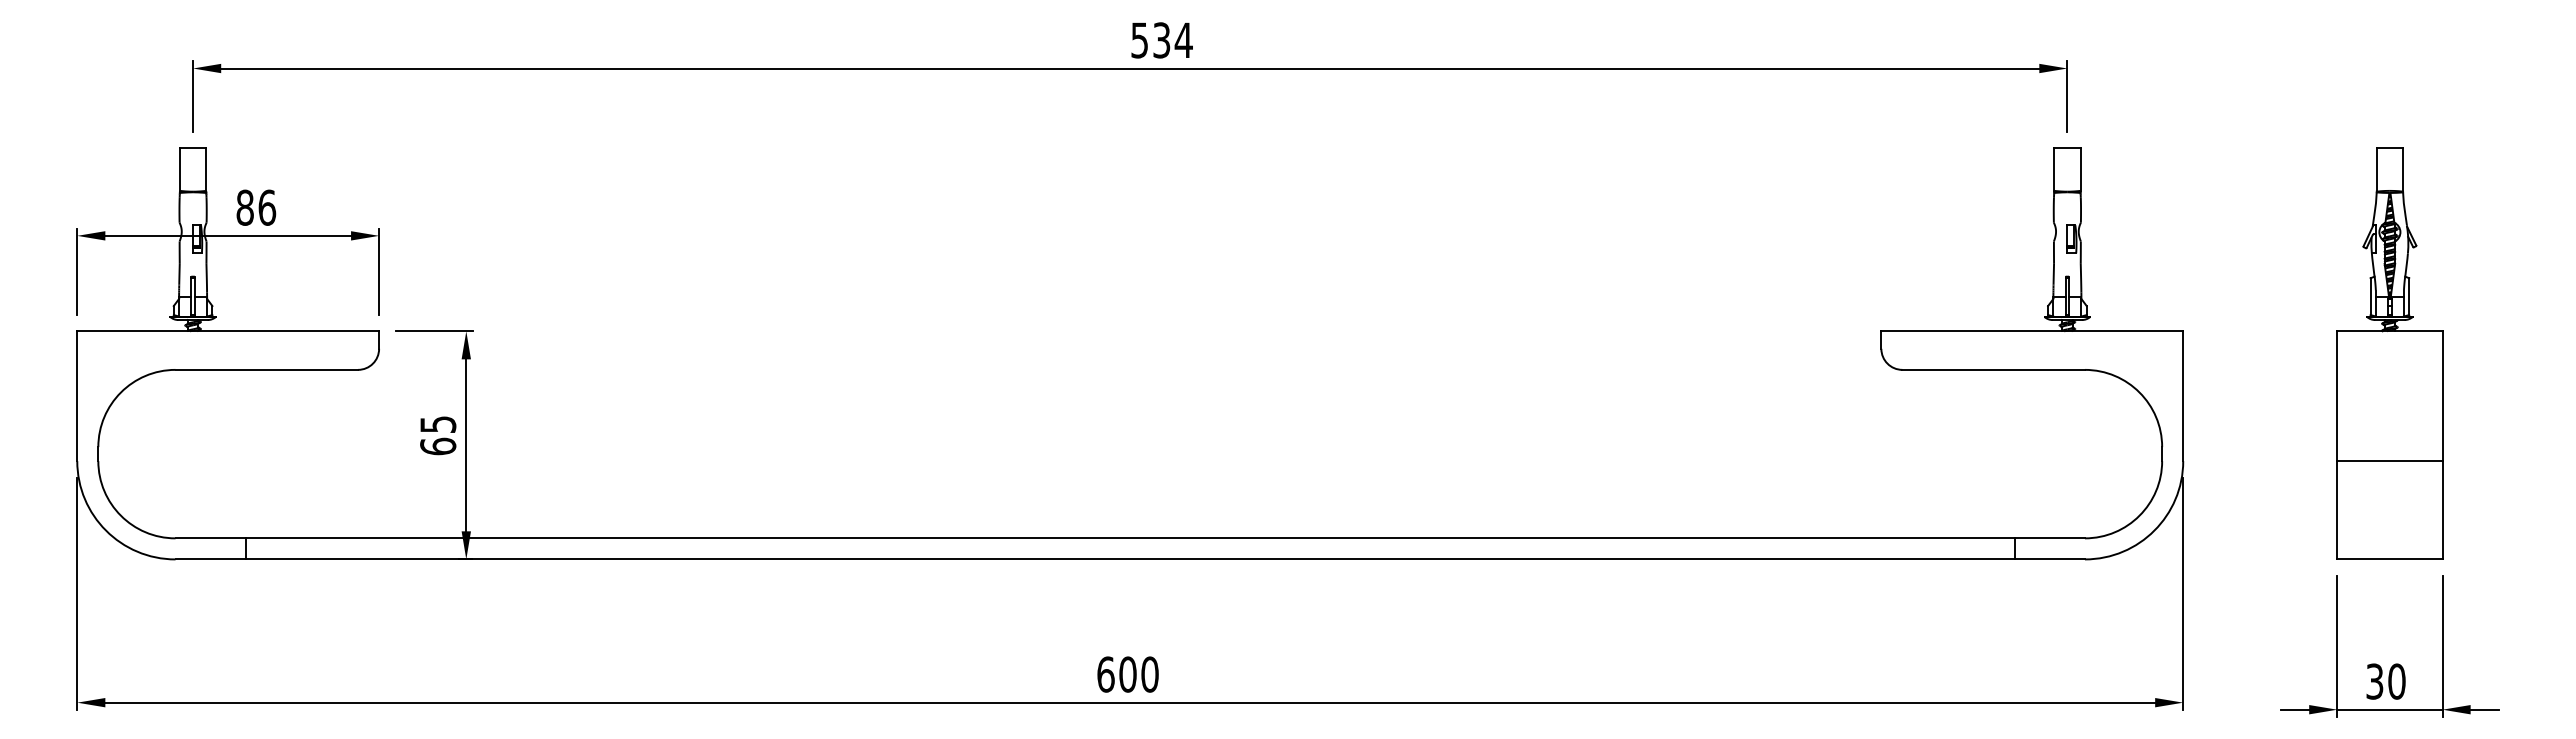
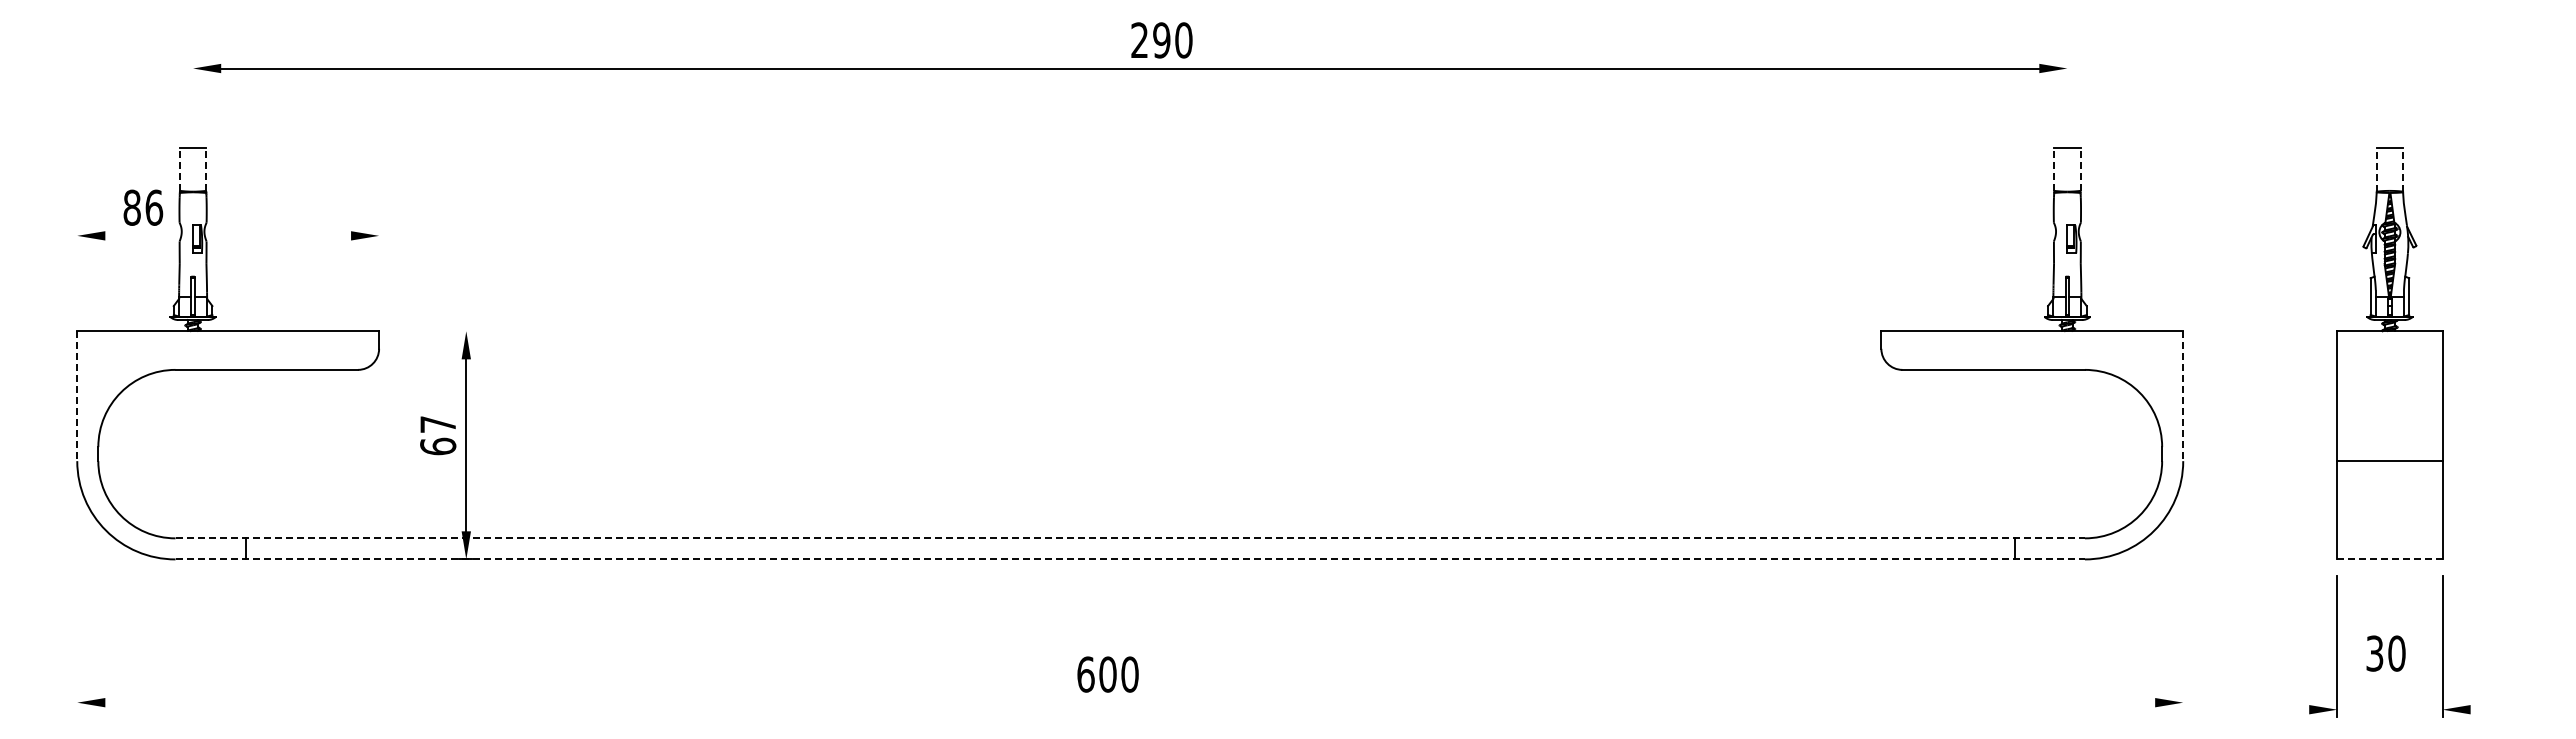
text: 534 -> 290 (1161, 40)
line: present -> none (193, 96)
line: present -> none (2067, 96)
line: solid -> dashed (179, 168)
line: solid -> dashed (206, 168)
line: solid -> dashed (2054, 168)
line: solid -> dashed (2080, 168)
line: solid -> dashed (2376, 169)
line: solid -> dashed (2403, 169)
text position: (256, 207) -> (143, 207) (143, 207)
line: present -> none (228, 235)
line: present -> none (77, 271)
line: present -> none (379, 271)
line: present -> none (434, 331)
line: solid -> dashed (77, 396)
line: solid -> dashed (2183, 396)
text: 65 -> 67 (438, 424)
line: solid -> dashed (1130, 538)
line: solid -> dashed (1130, 559)
line: solid -> dashed (2389, 559)
line: present -> none (77, 593)
line: present -> none (2183, 593)
text position: (1127, 674) -> (1107, 674) (1107, 674)
text position: (2385, 681) -> (2385, 653) (2385, 653)
line: present -> none (1130, 702)
line: present -> none (2295, 709)
line: present -> none (2389, 709)
line: present -> none (2484, 709)
